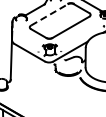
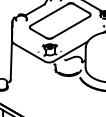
line: dashed -> solid (49, 14)
